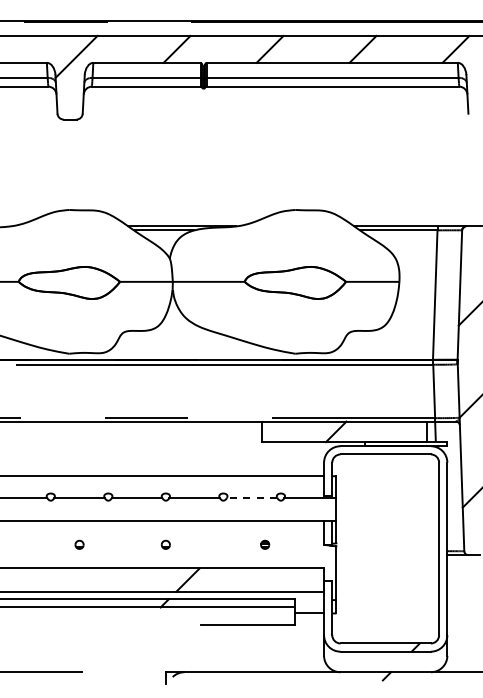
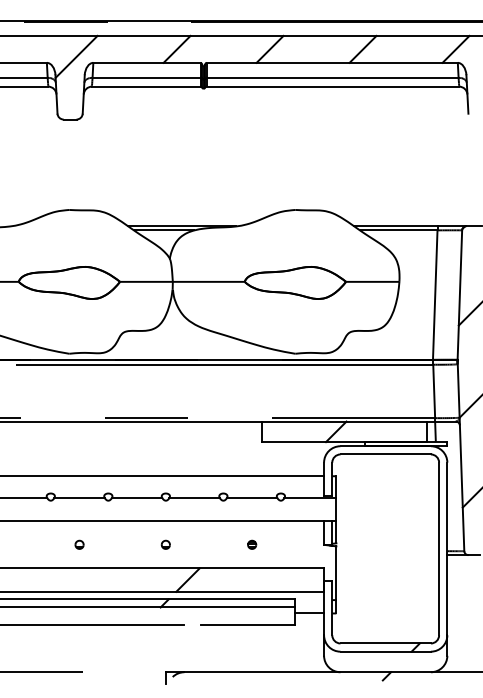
line: dashed -> solid (251, 497)
part position: (265, 544) -> (252, 544) (252, 544)
line: none -> present (93, 624)
